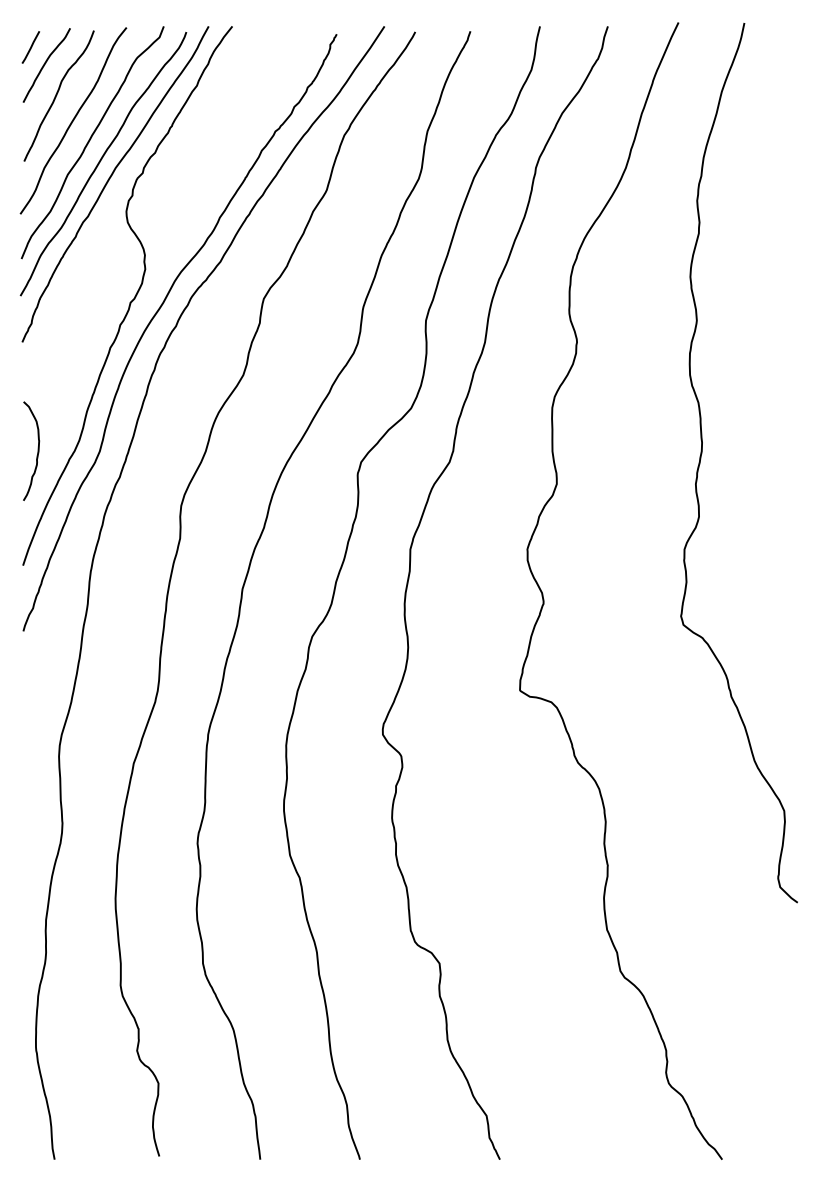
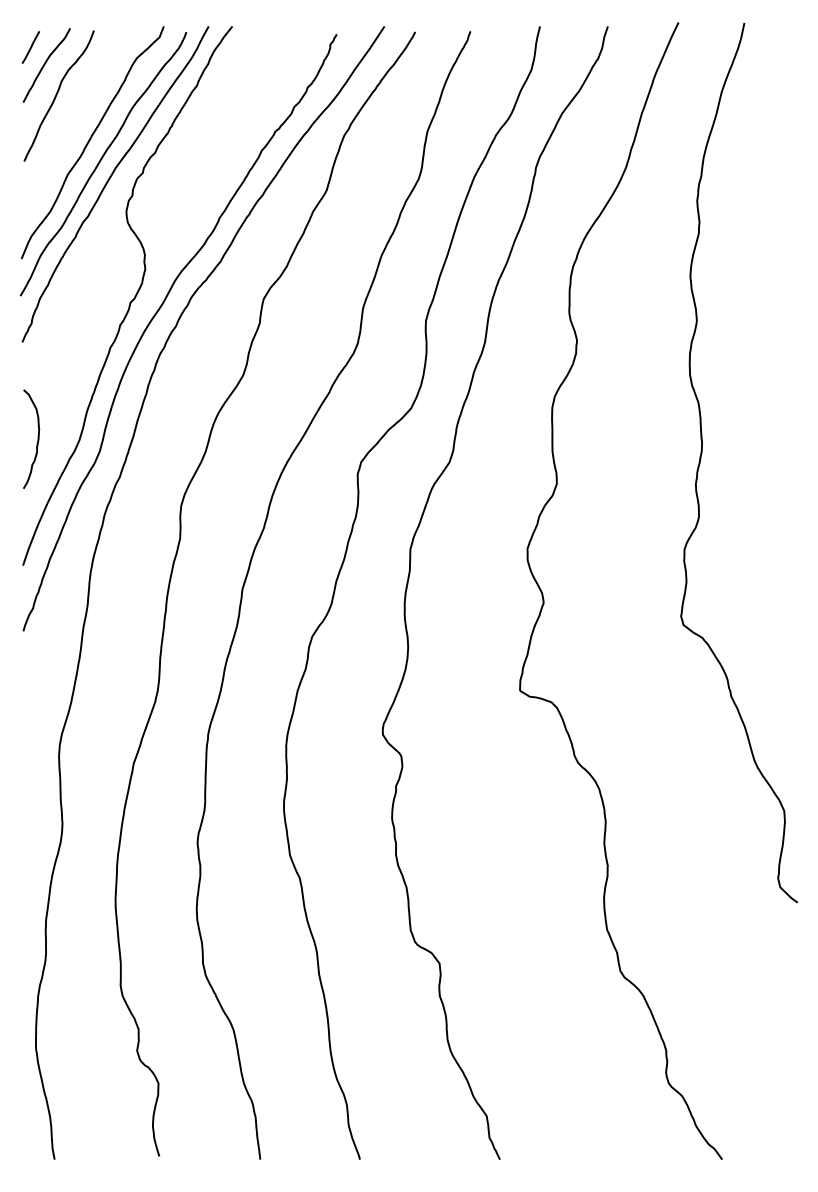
curve: present -> none (73, 120)
curve position: (37, 450) -> (37, 438) (37, 438)
